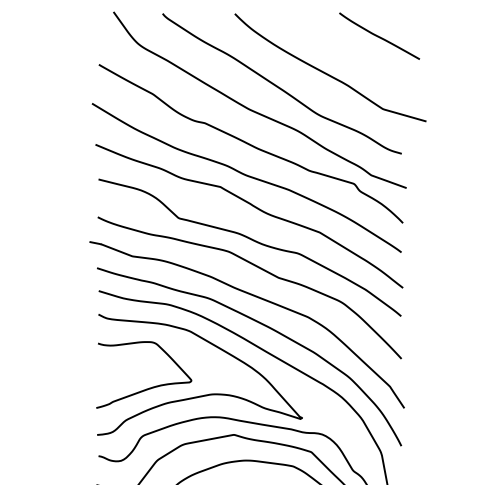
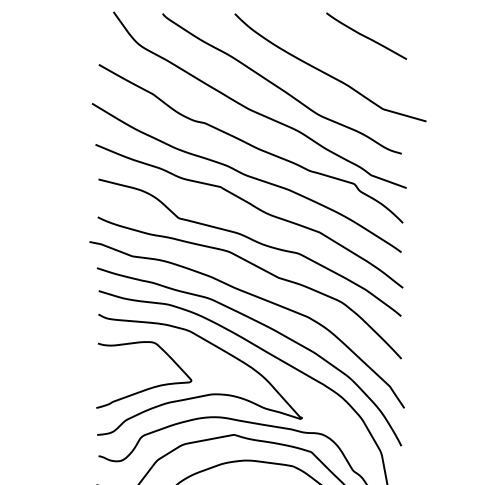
curve position: (378, 35) -> (365, 35) (365, 35)
